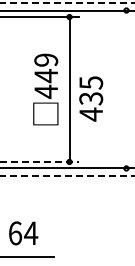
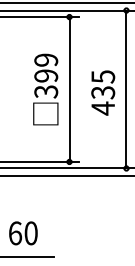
line: dashed -> solid (67, 2)
text: 449 -> 399 (46, 84)
line: none -> present (126, 89)
text position: (91, 98) -> (103, 92) (103, 92)
line: dashed -> solid (40, 161)
line: dashed -> solid (67, 176)
text: 64 -> 60 (31, 233)
